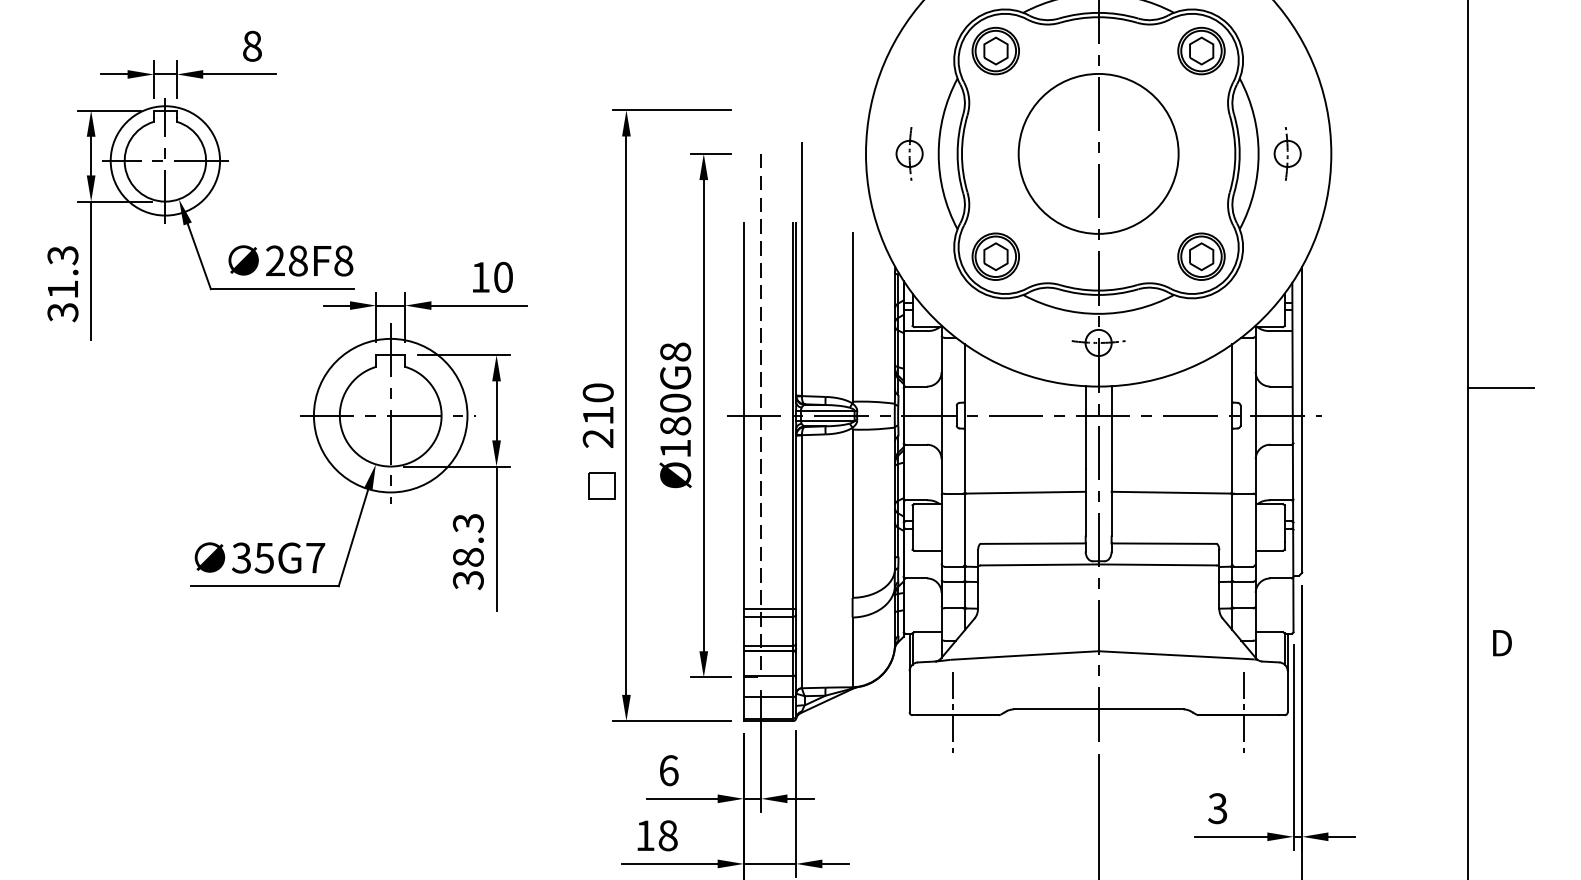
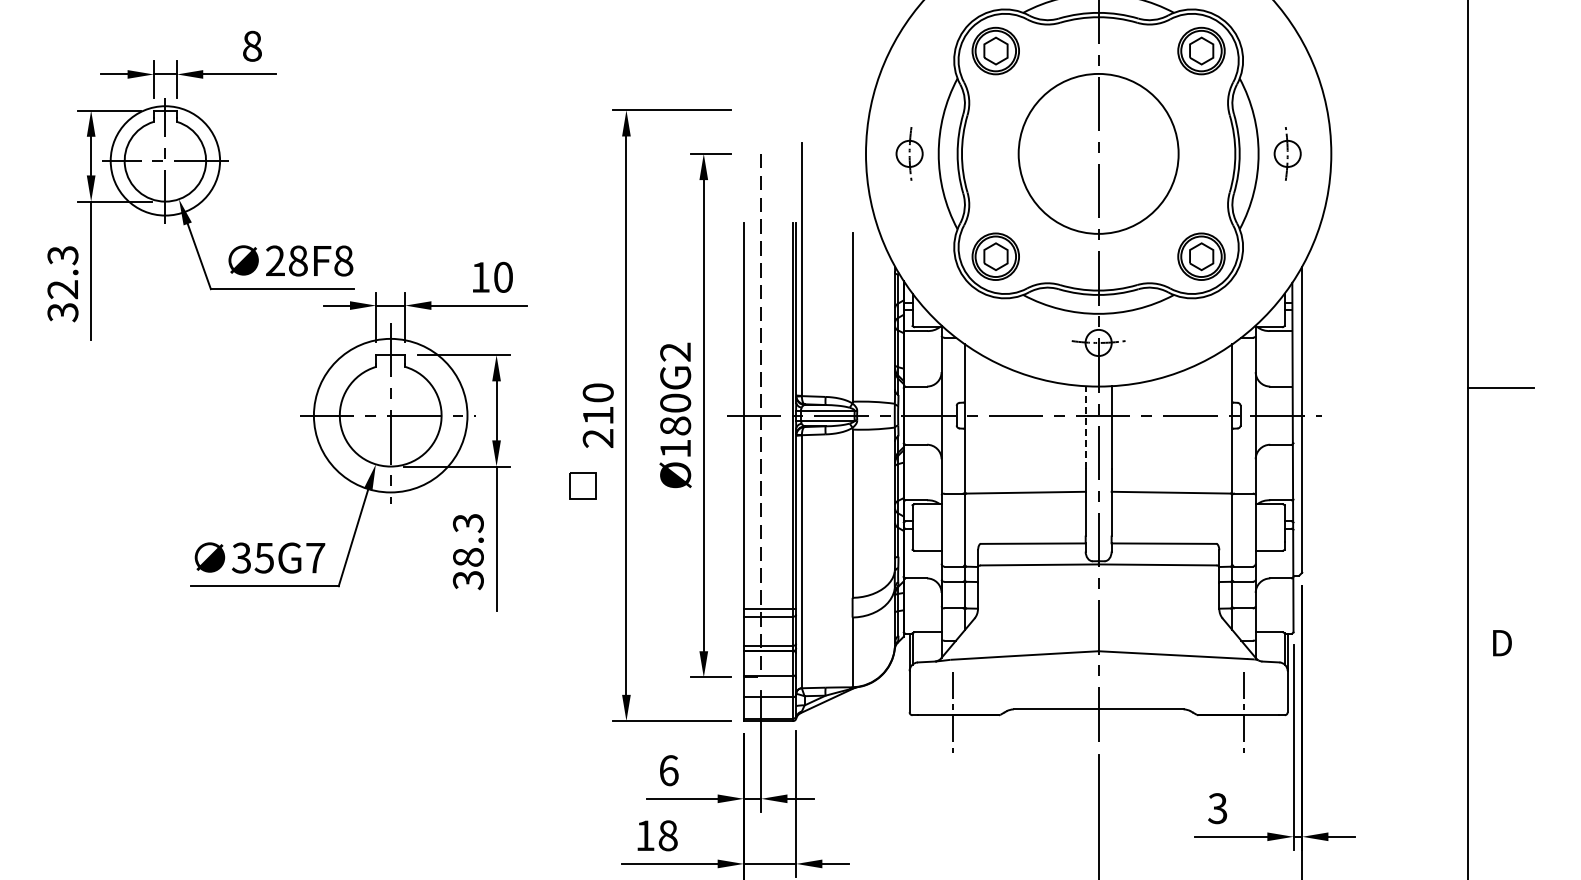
text: 31.3 -> 32.3 (62, 289)
text: Ø180G8 -> Ø180G2 (675, 351)
line: solid -> dashed (1085, 426)
part position: (601, 485) -> (582, 485) (582, 485)
